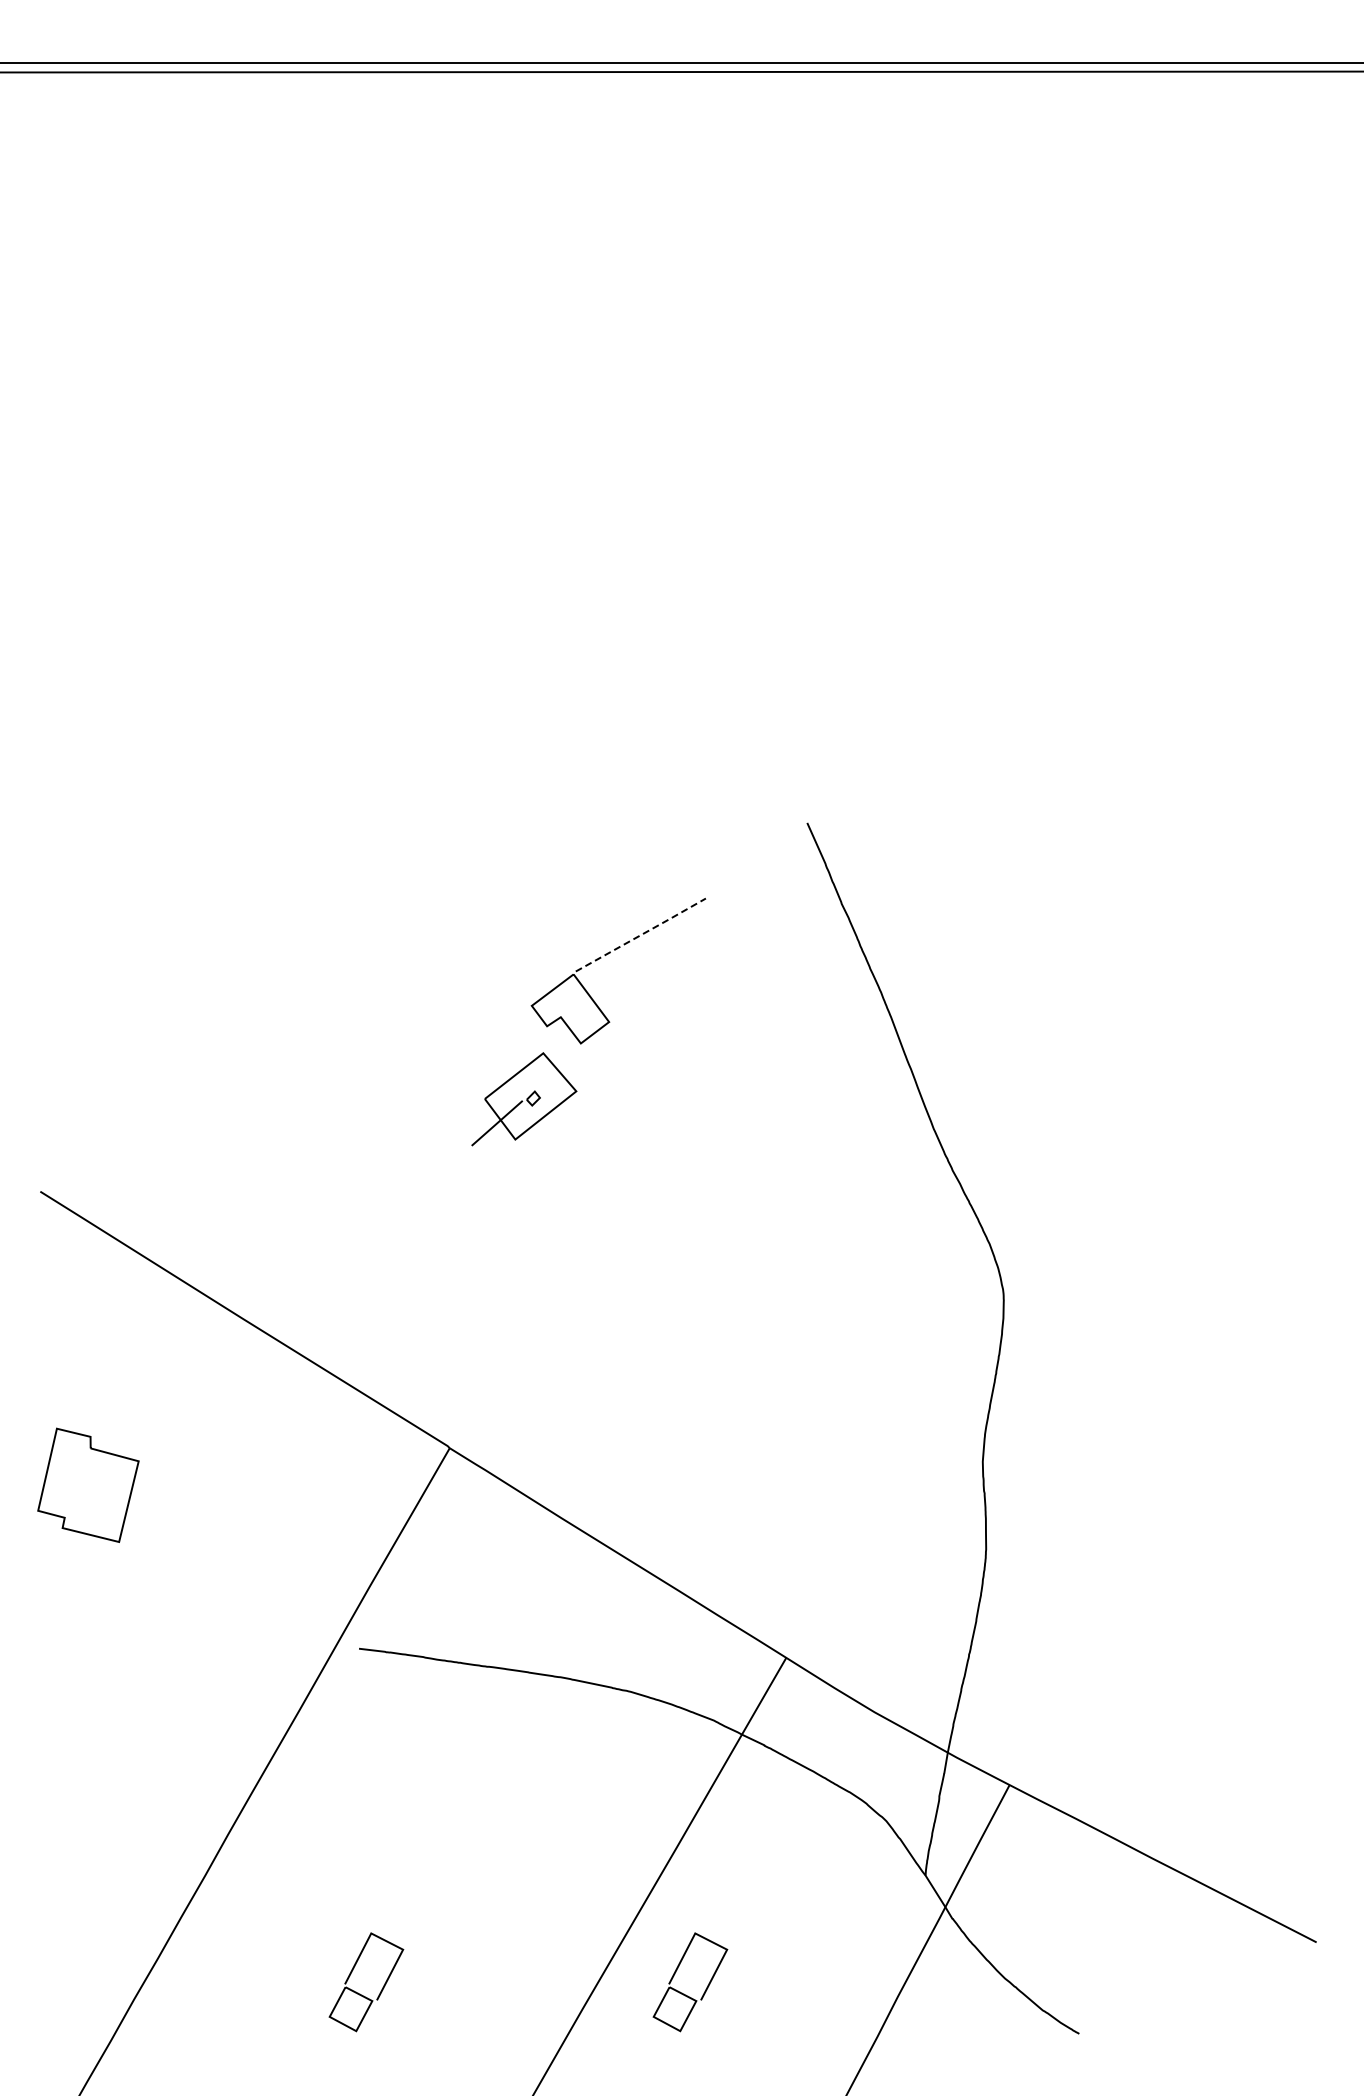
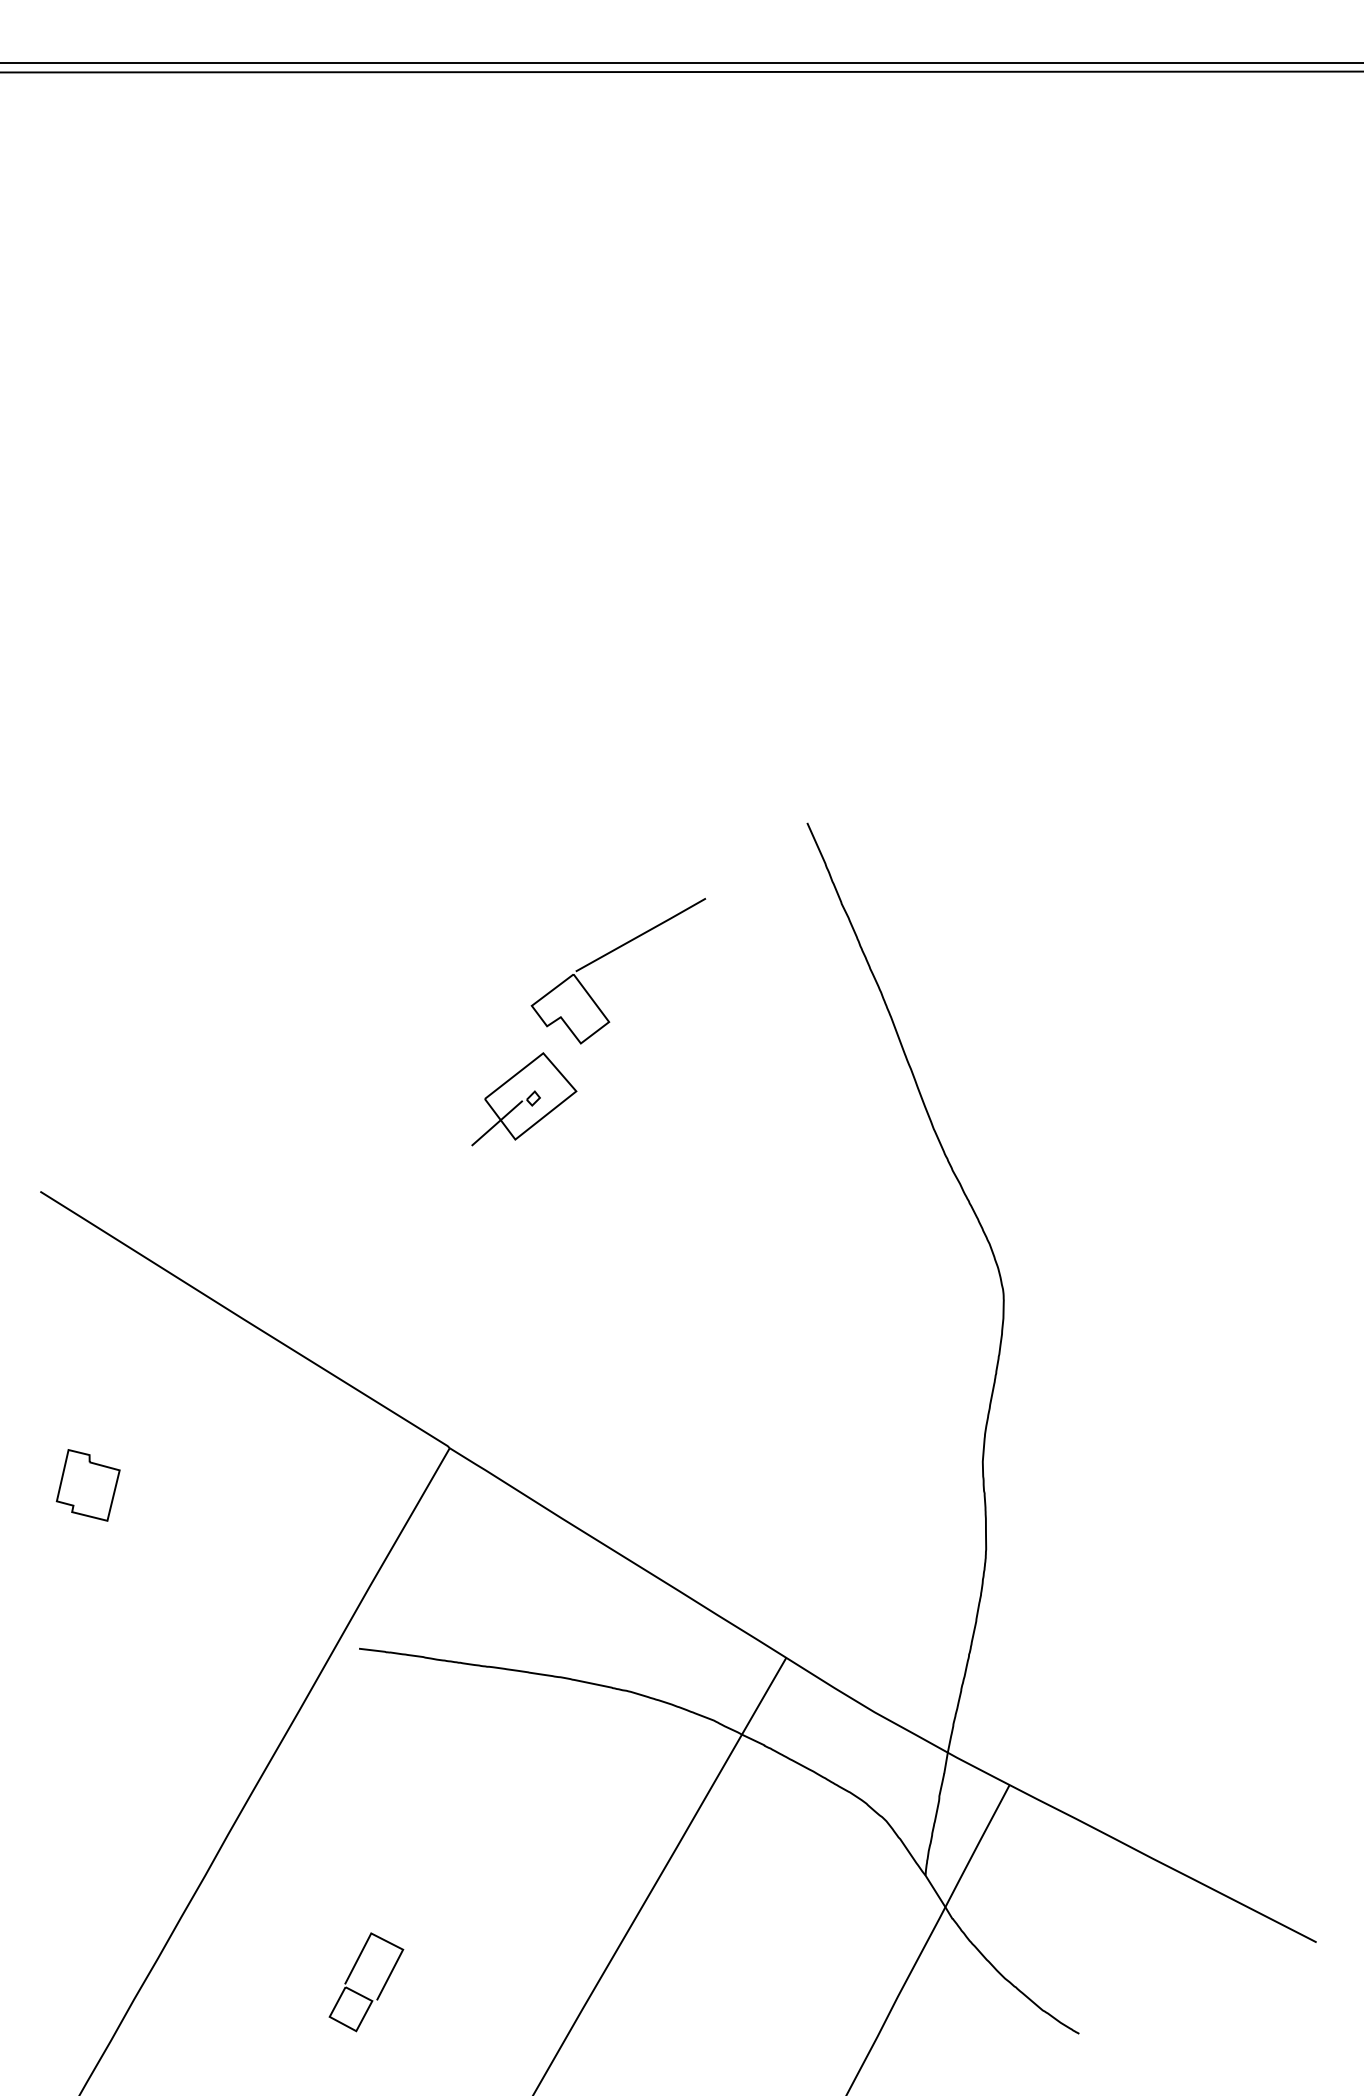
line: dashed -> solid (641, 934)
part size: 103x116 px -> 66x73 px (87, 1485)
part: present -> none (684, 1993)
